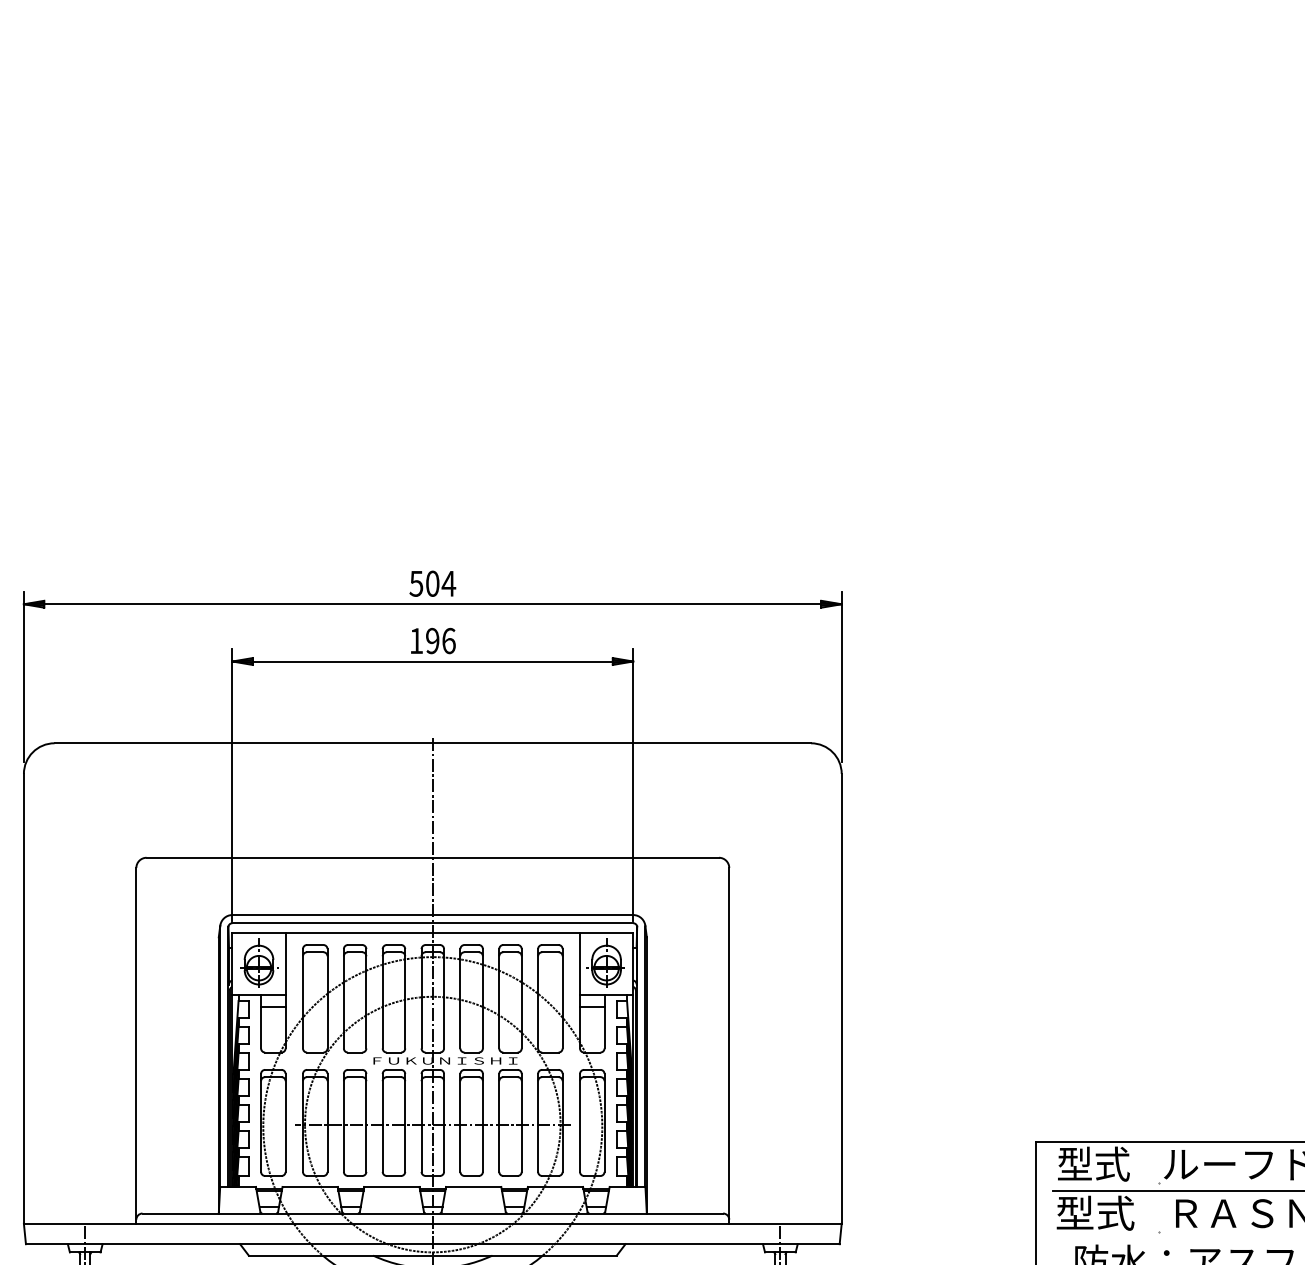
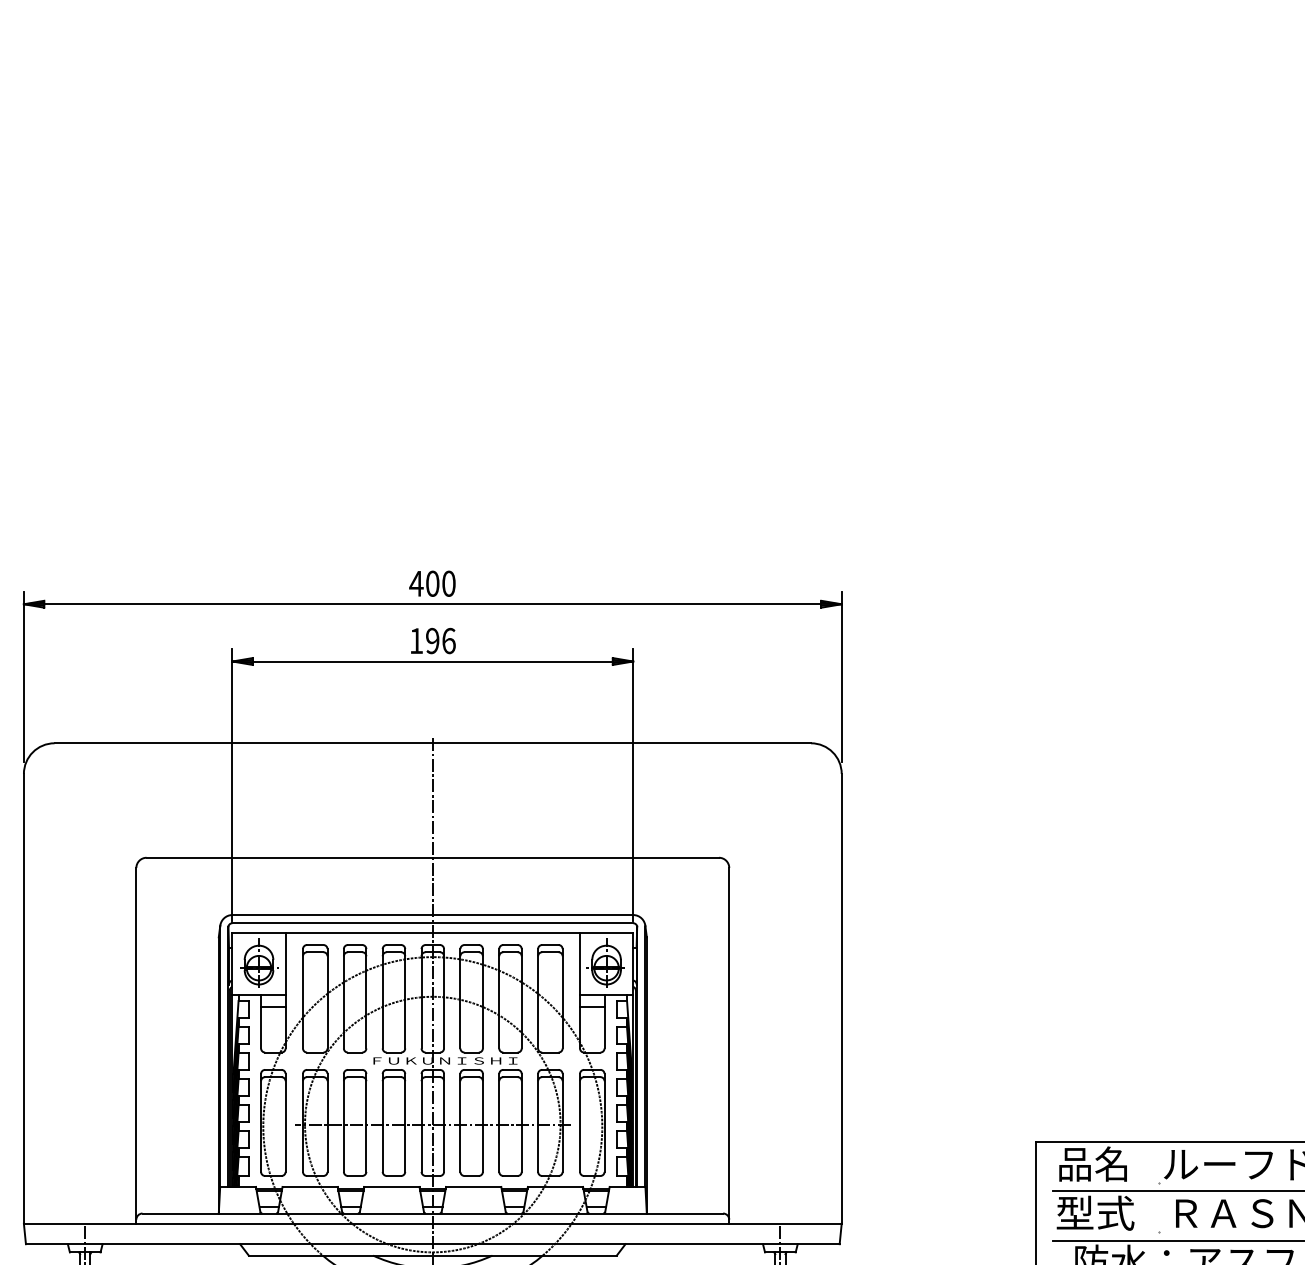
text: 504 -> 400 (432, 583)
text: 型式 -> 品名 (1093, 1163)
line: none -> present (1176, 1240)
